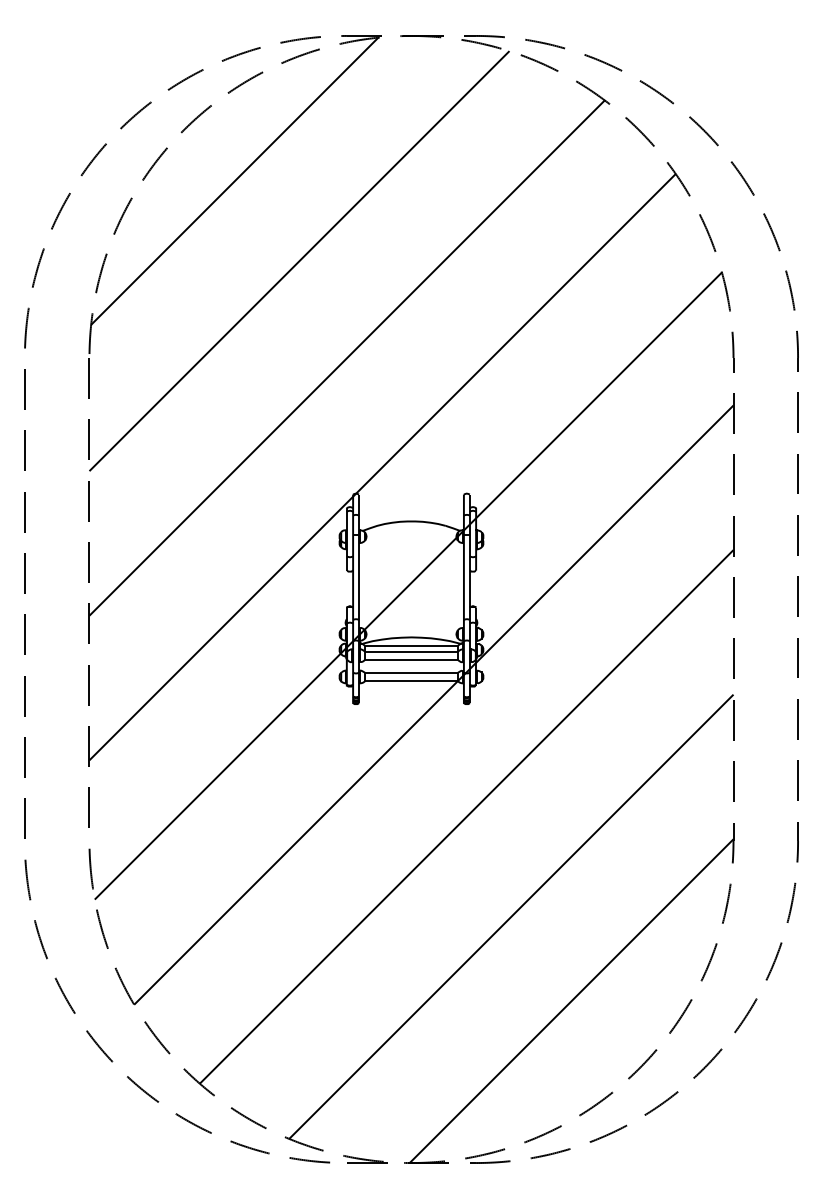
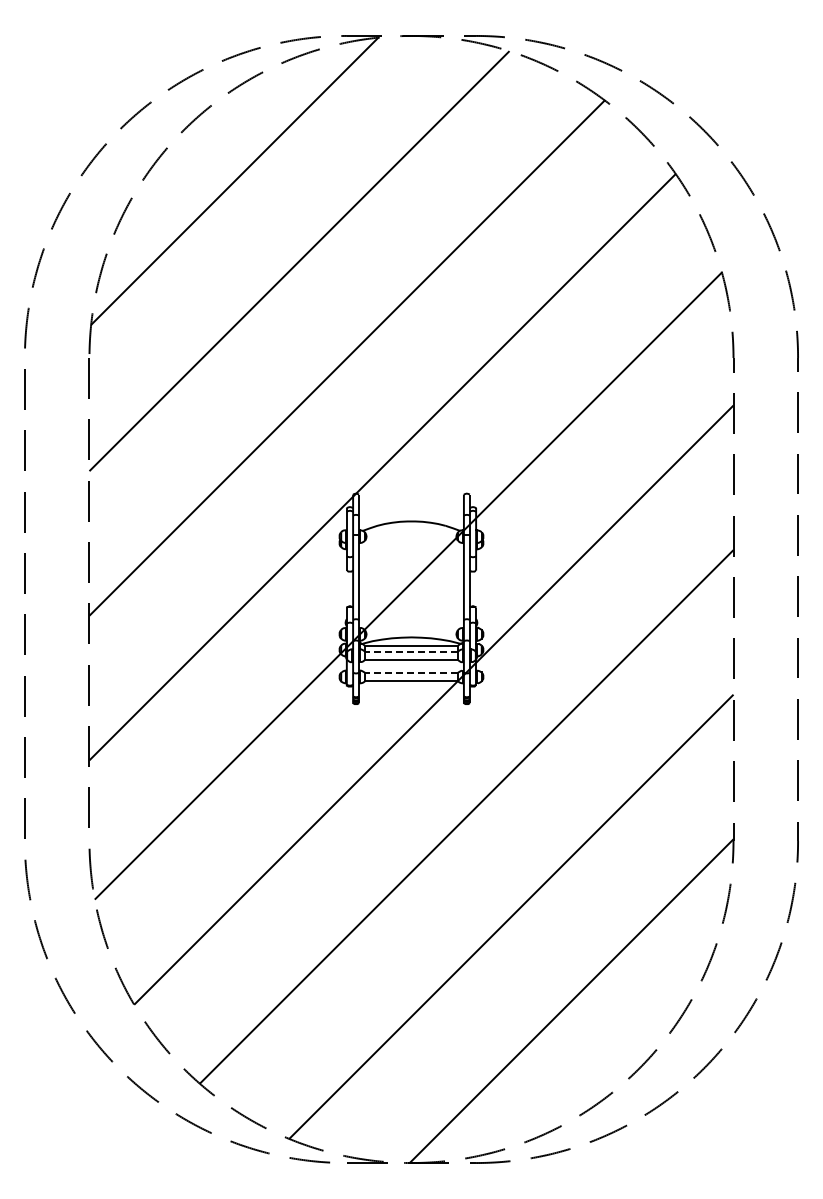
line: solid -> dashed (410, 651)
line: solid -> dashed (410, 673)
